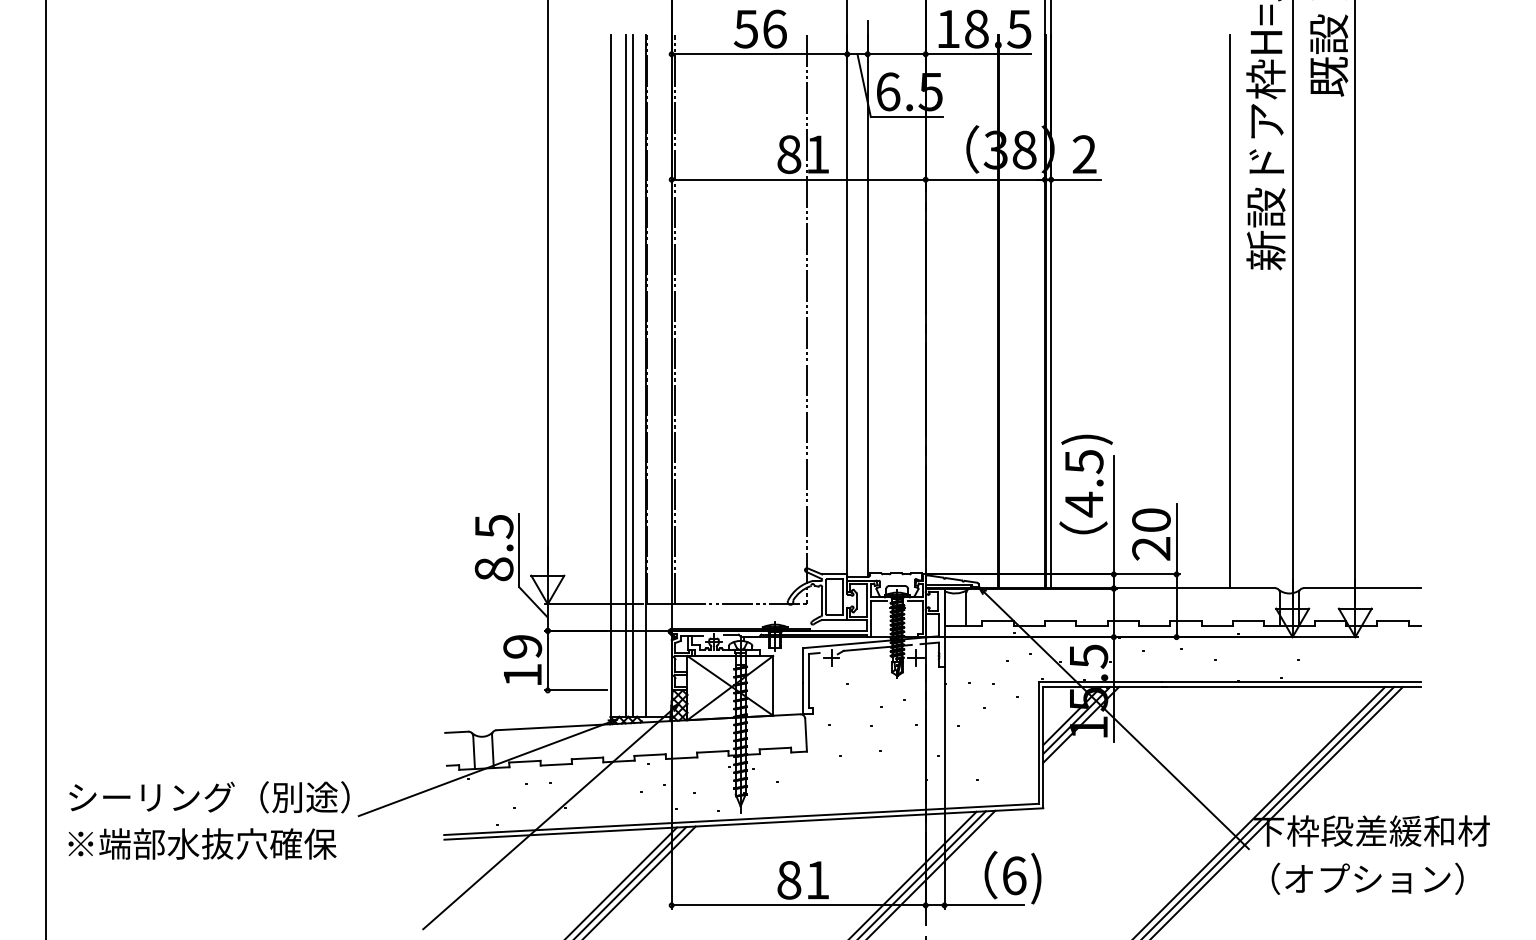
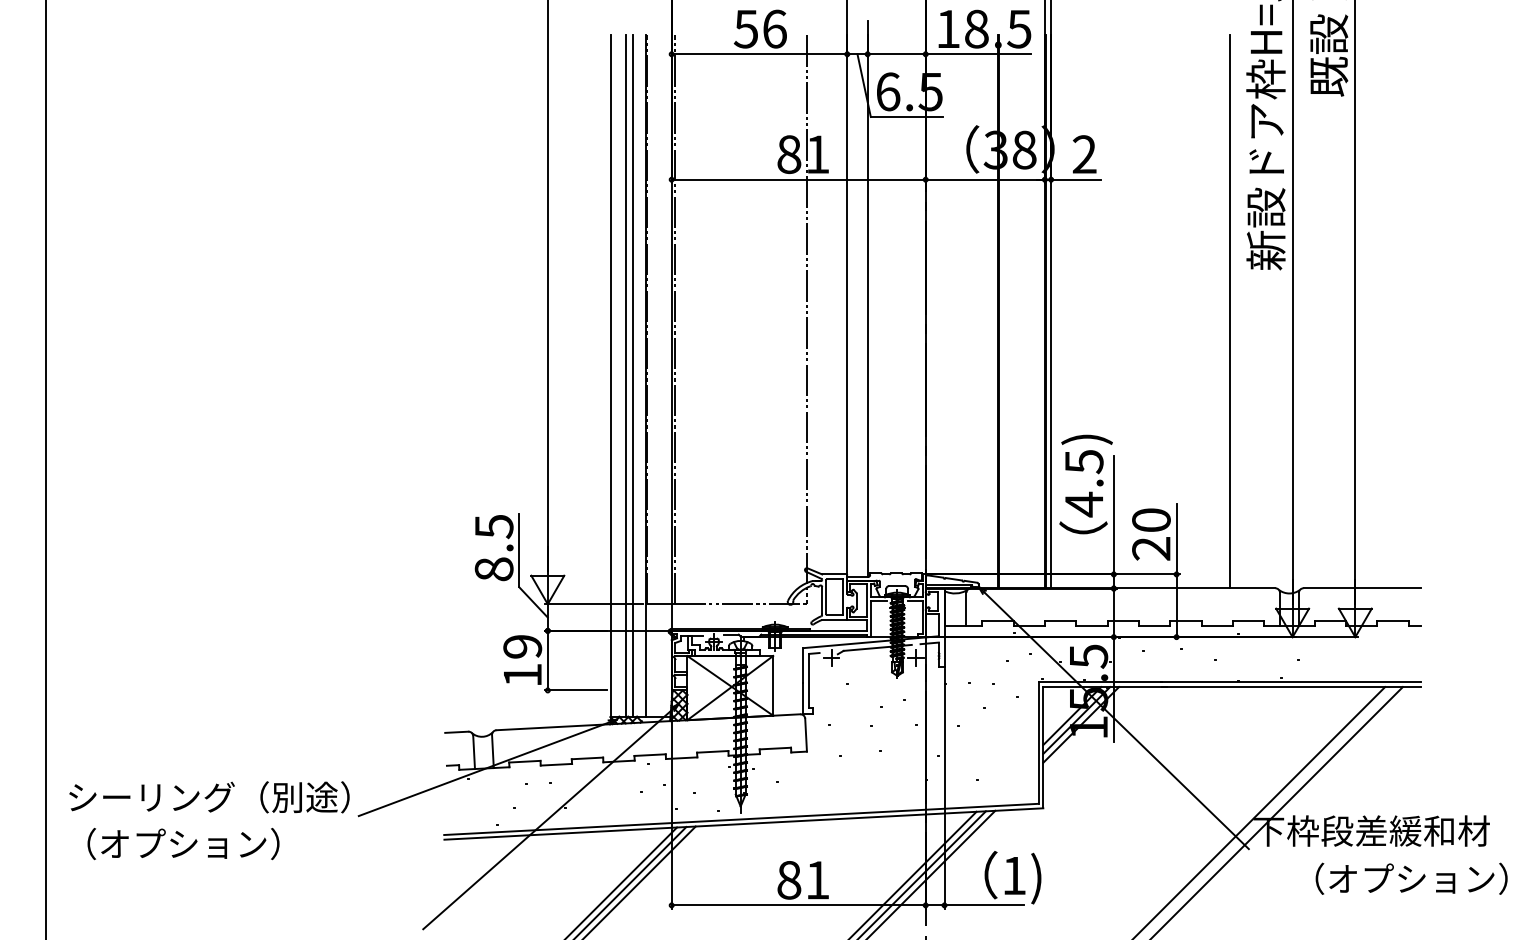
line: present -> none (1269, 811)
text: ※端部水抜穴確保 -> （オプション） (202, 843)
text: 6) -> 1) (1014, 875)
text position: (1367, 878) -> (1411, 878) (1411, 878)
